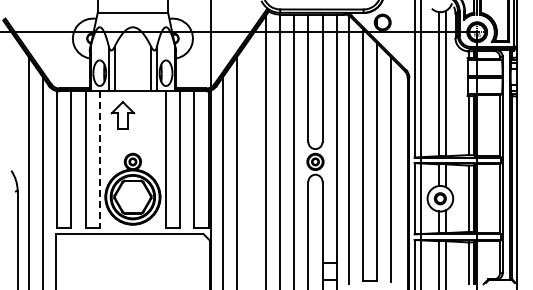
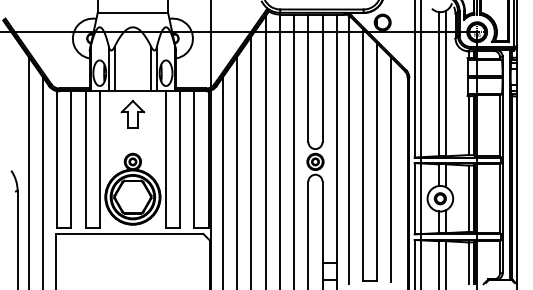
part position: (122, 115) -> (132, 114) (132, 114)
line: dashed -> solid (99, 160)
line: none -> present (250, 161)
